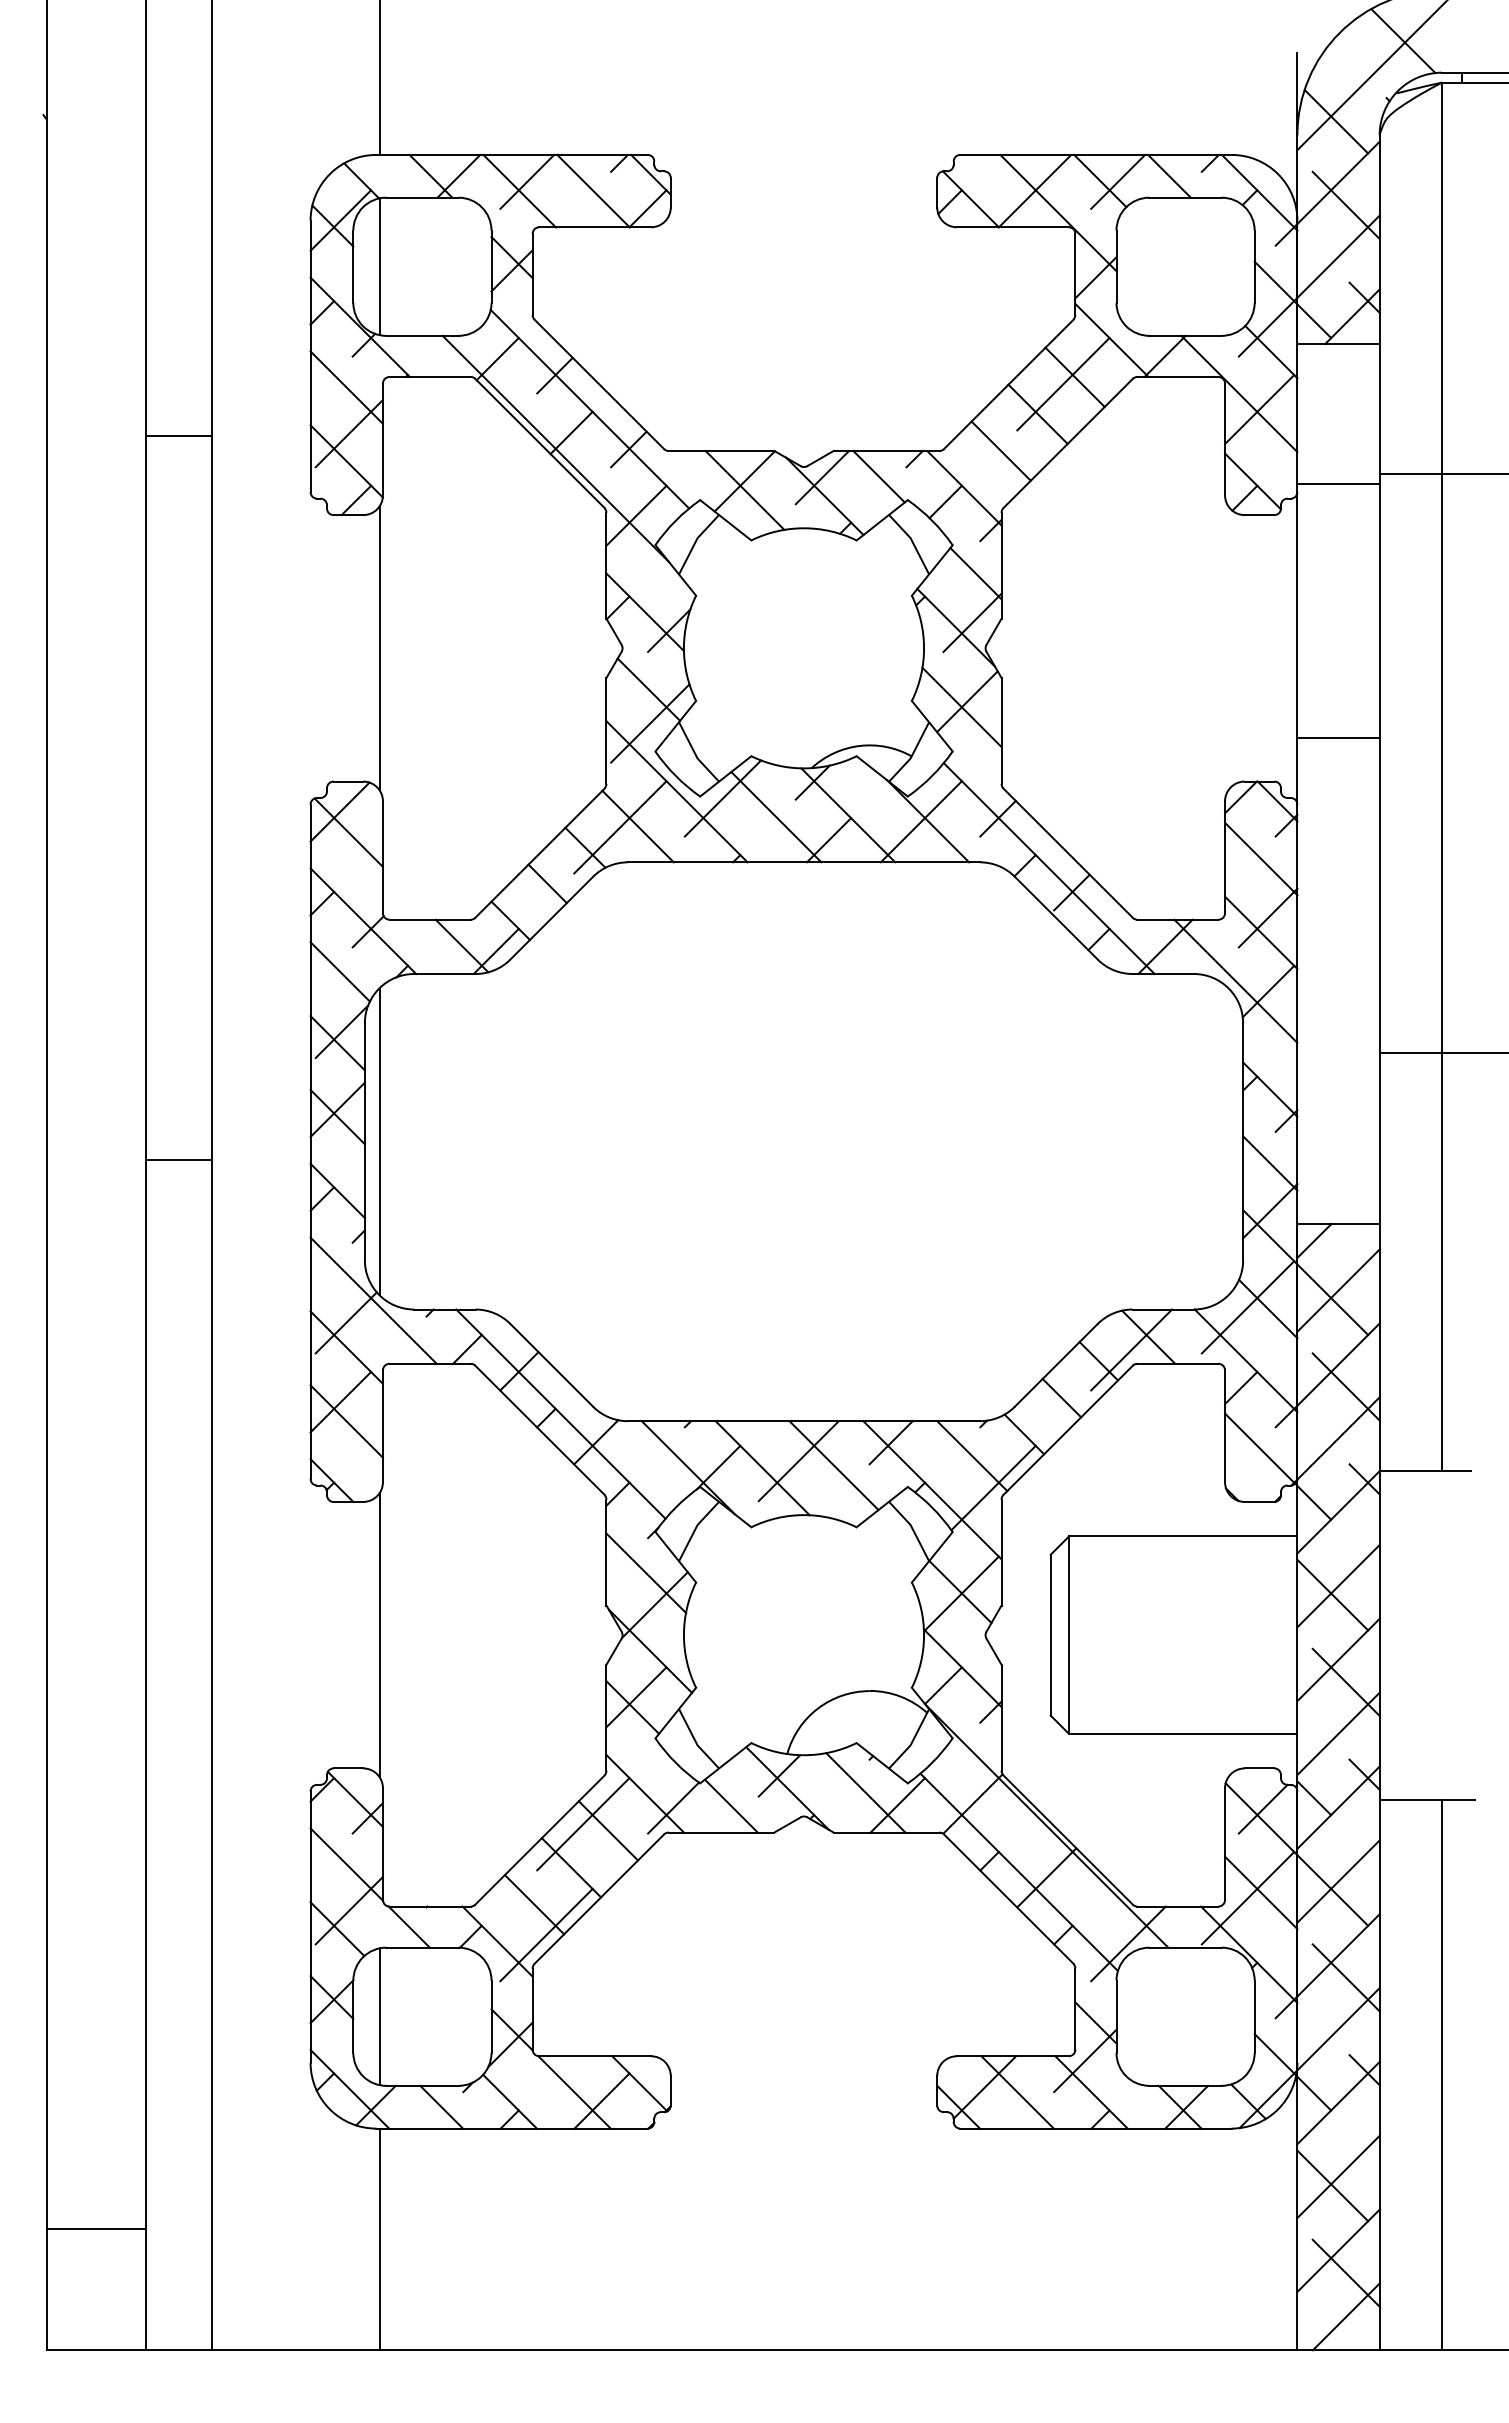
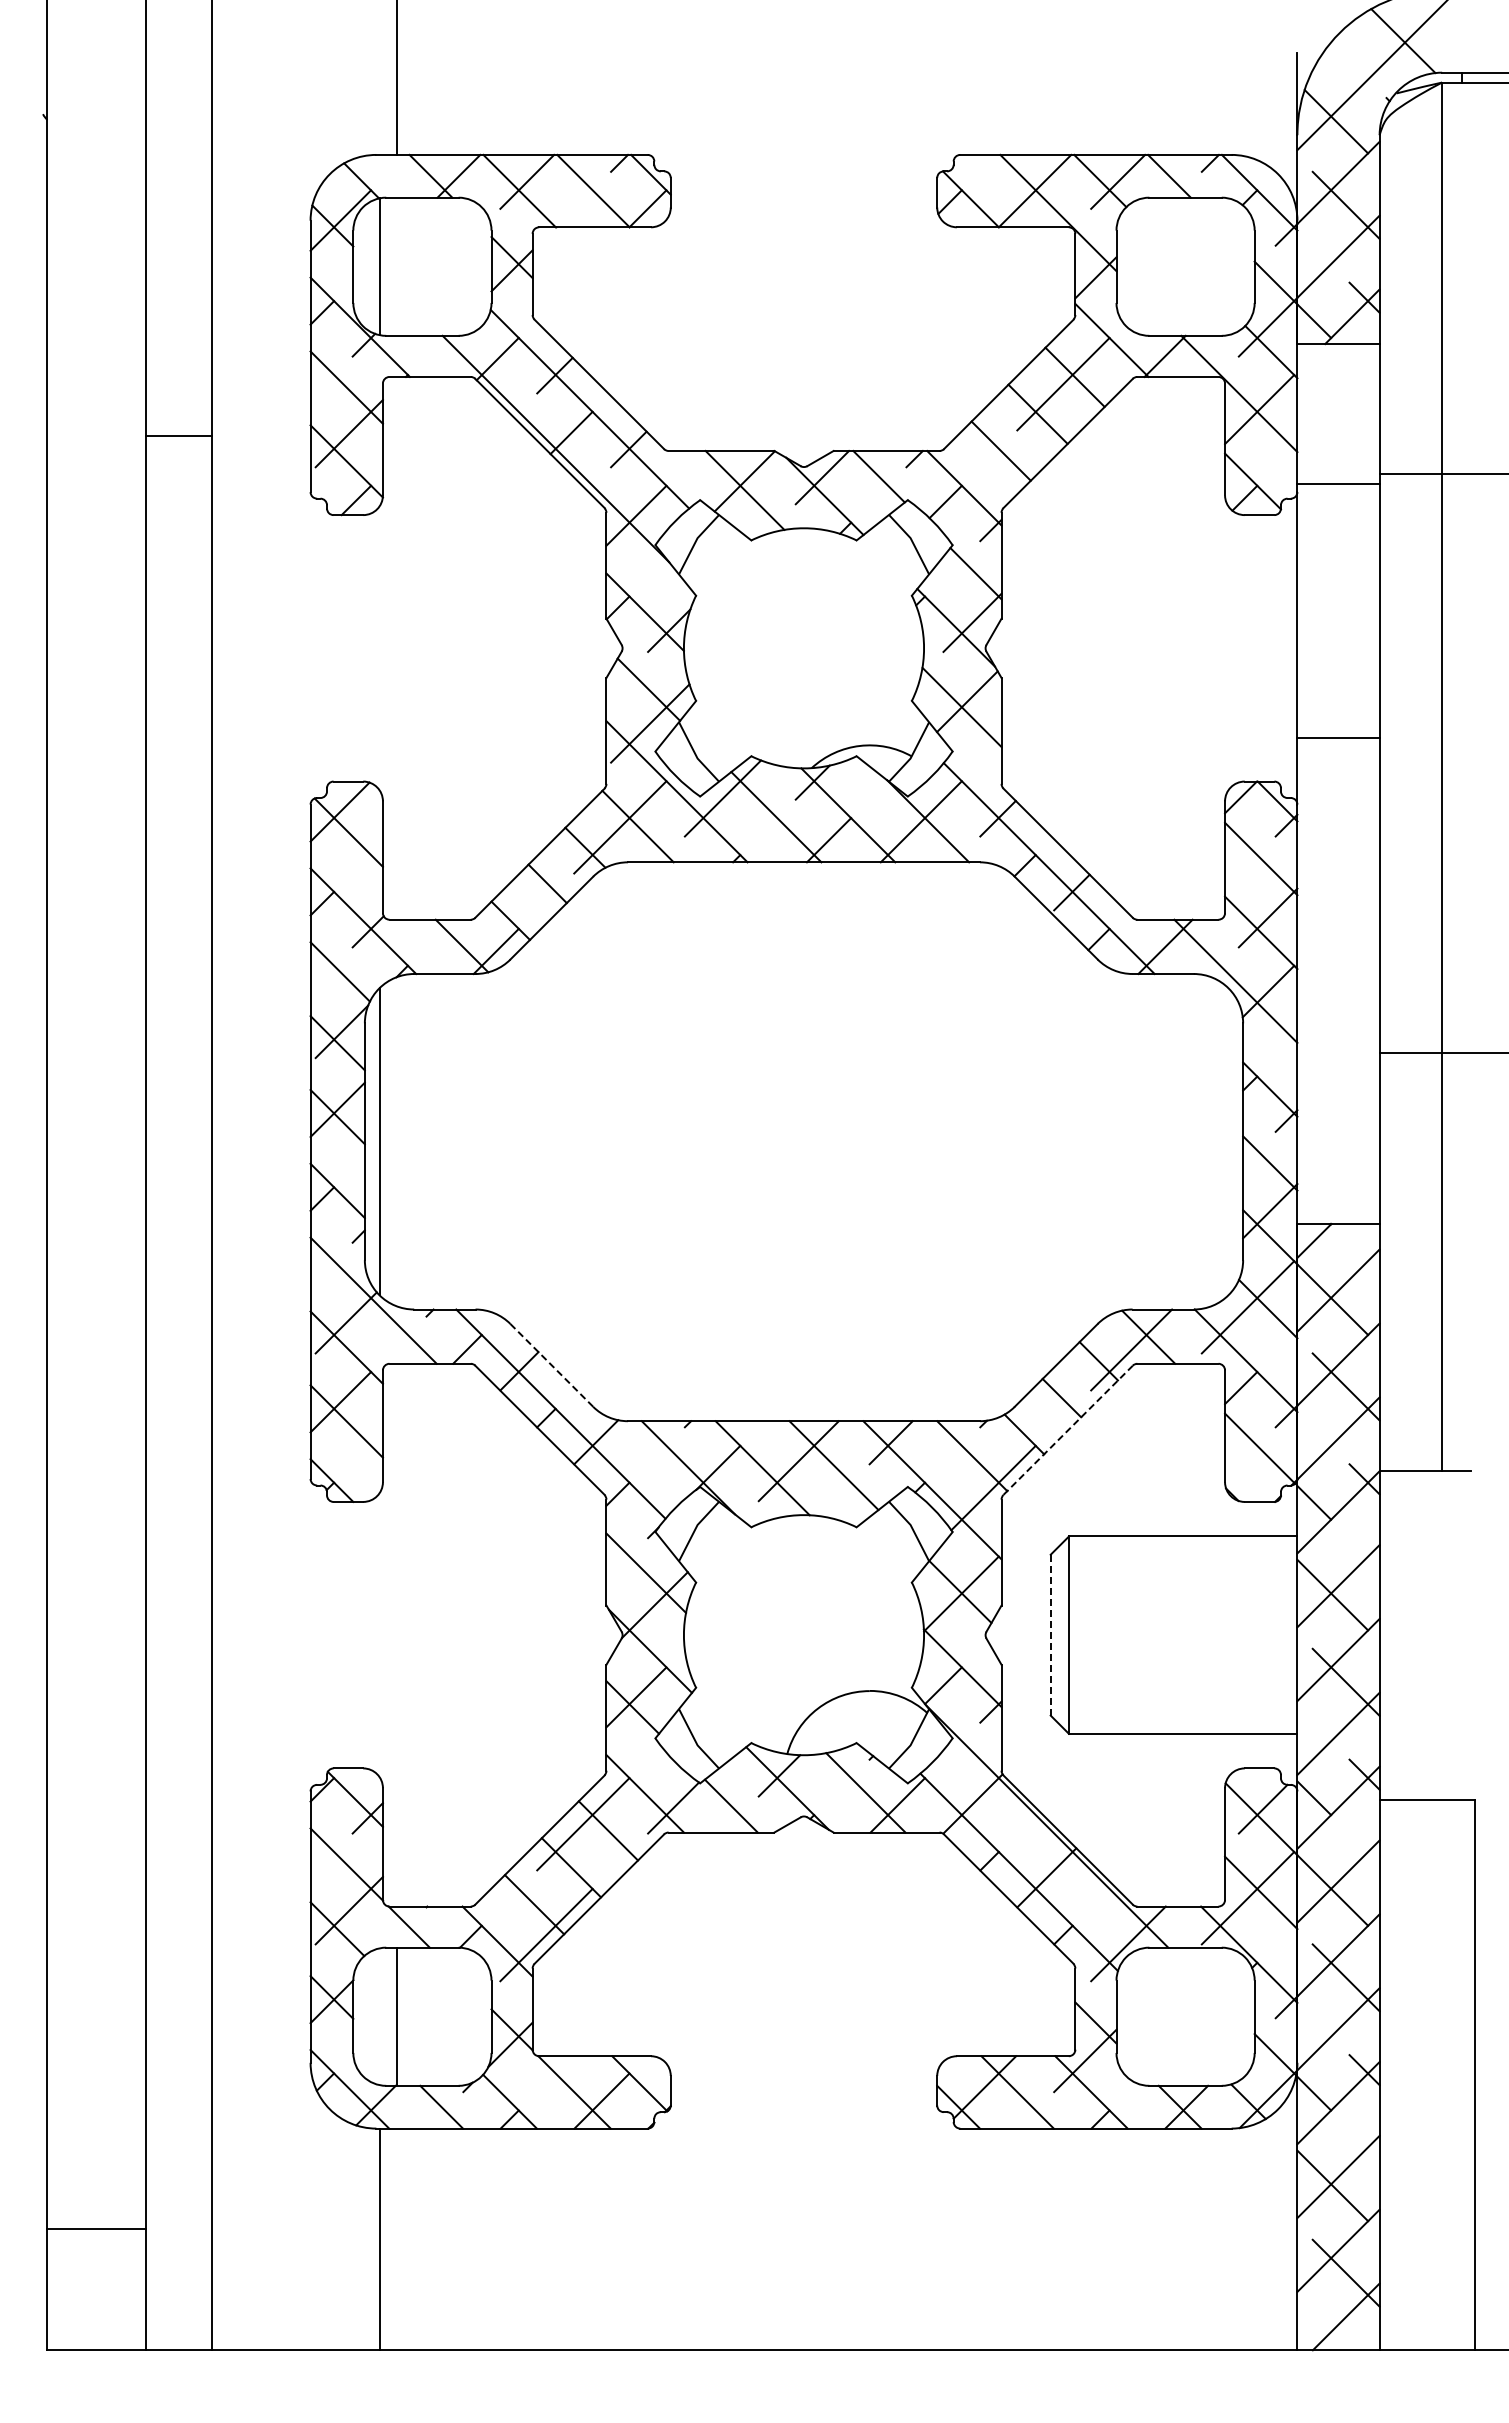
line position: (379, 78) -> (396, 78) (396, 78)
line: present -> none (379, 648)
line: present -> none (178, 1159)
line: solid -> dashed (552, 1365)
line: solid -> dashed (1068, 1429)
line: present -> none (379, 1635)
line: solid -> dashed (1050, 1635)
line position: (379, 2016) -> (396, 2016) (396, 2016)
line position: (1442, 2074) -> (1475, 2074) (1475, 2074)
